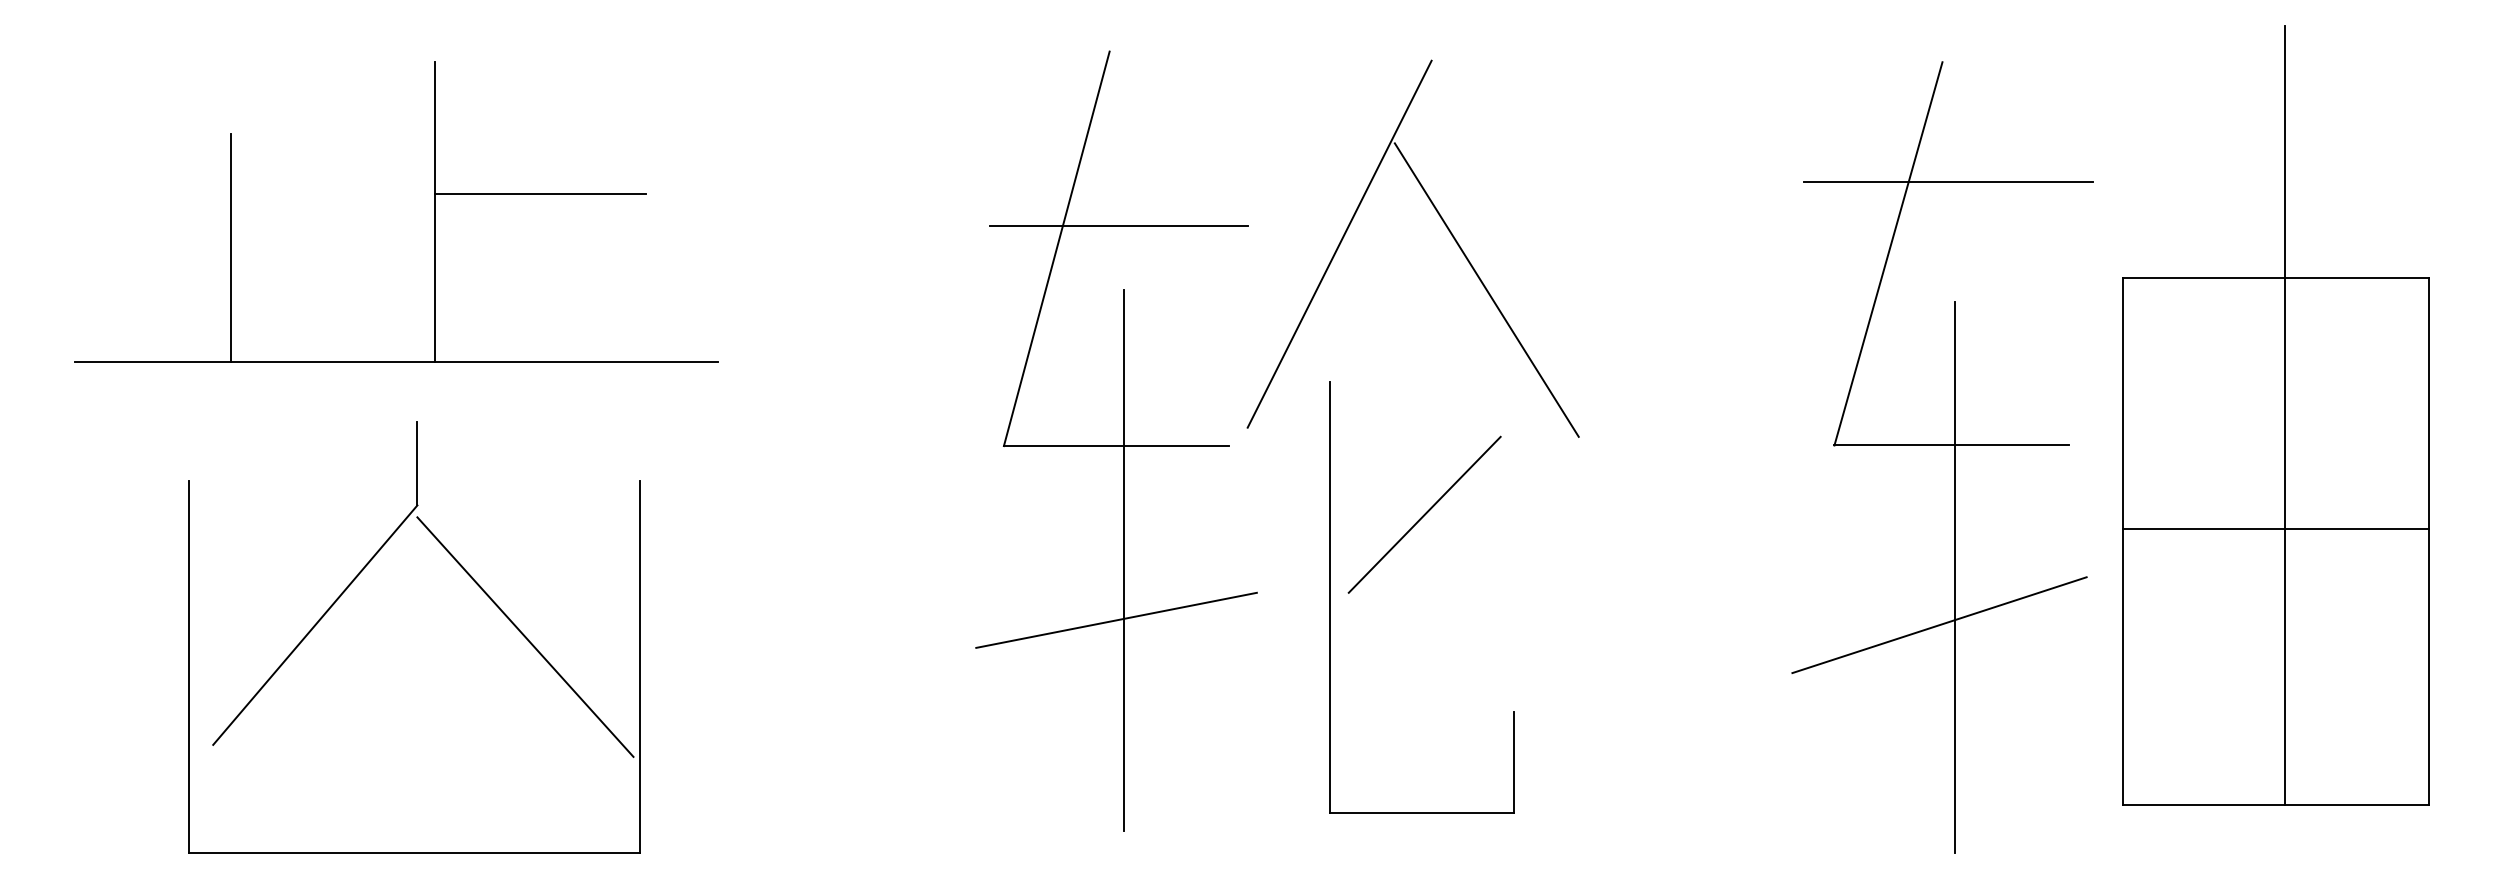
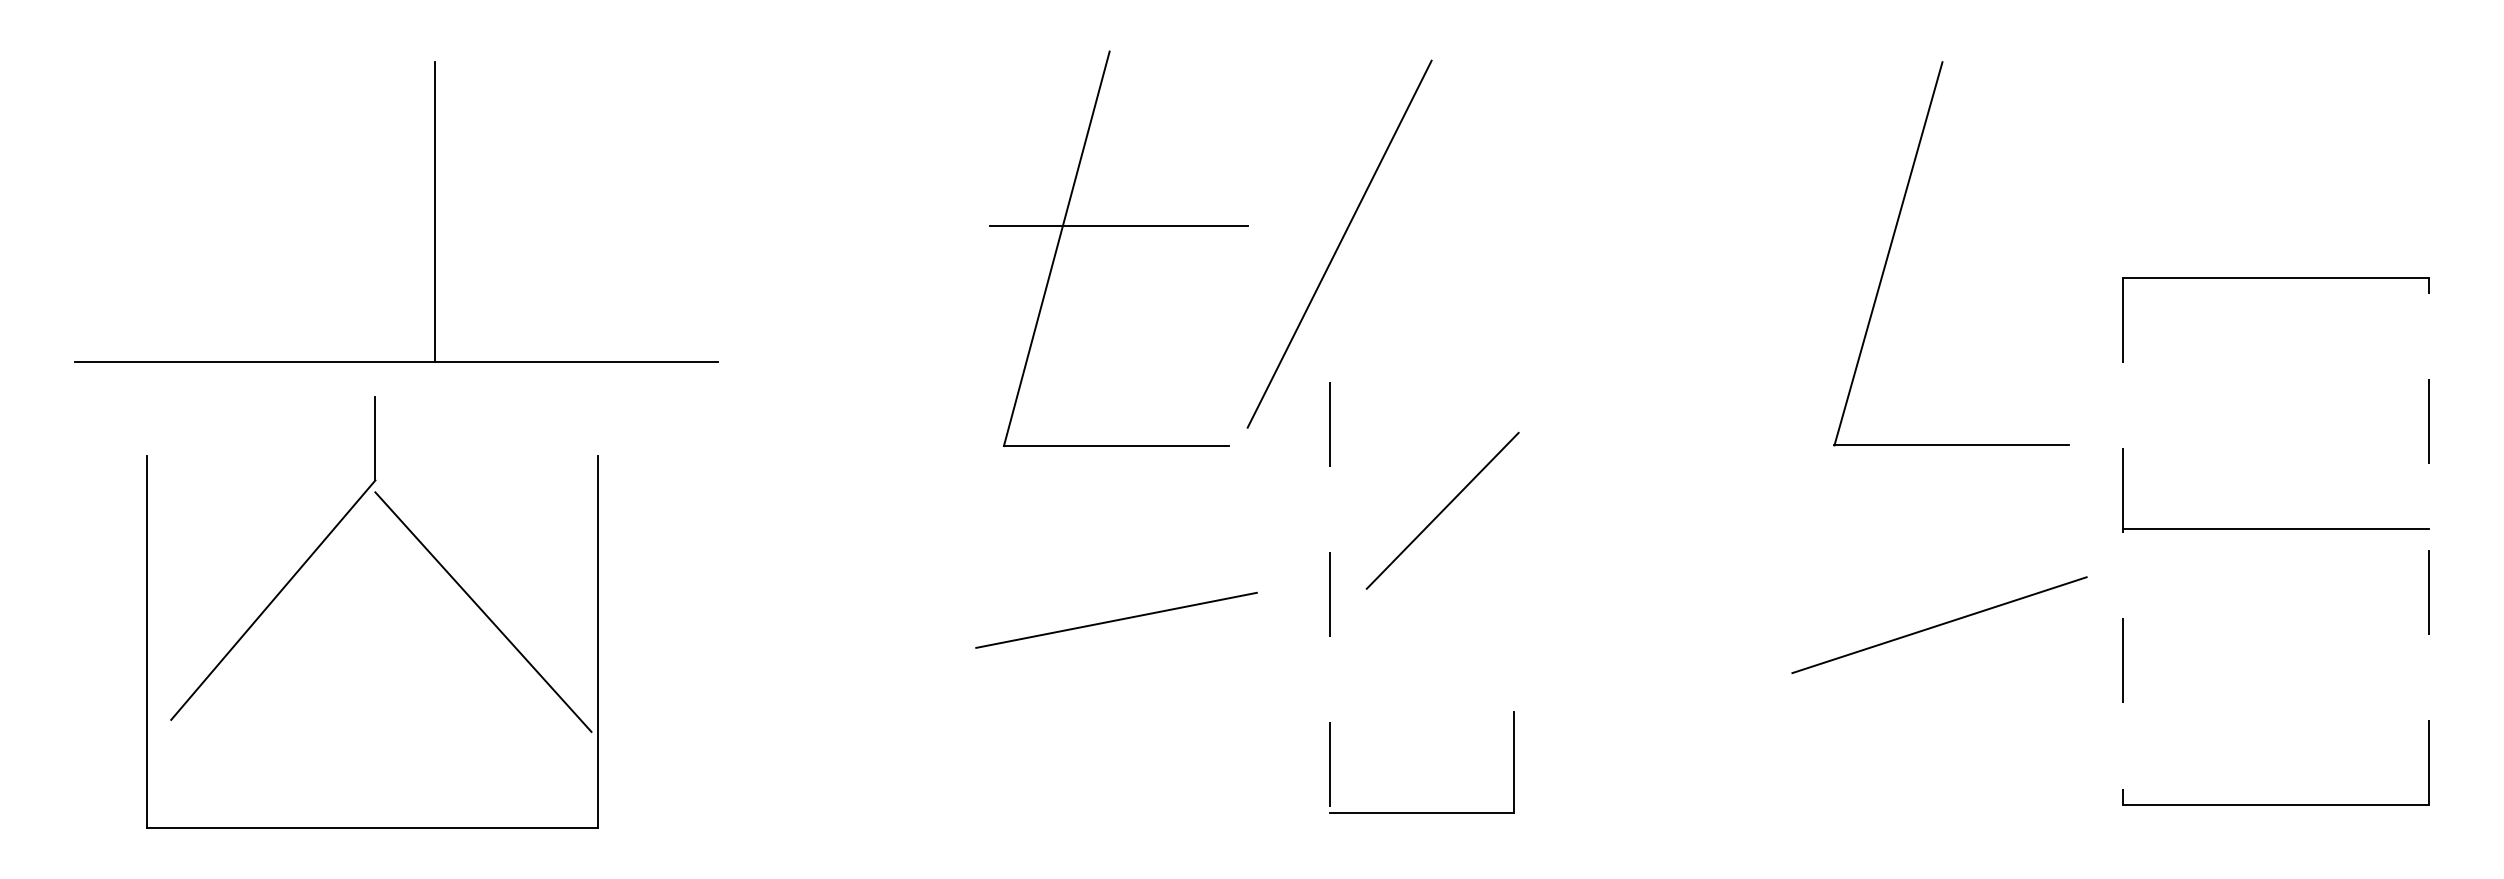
line: present -> none (1948, 181)
line: present -> none (540, 193)
line: present -> none (231, 247)
line: present -> none (1486, 289)
line: present -> none (2284, 415)
line position: (1424, 514) -> (1442, 510) (1442, 510)
line: solid -> dashed (2122, 541)
line: solid -> dashed (2428, 541)
line: present -> none (1123, 560)
line: present -> none (1954, 576)
part position: (474, 582) -> (432, 557) (432, 557)
line: solid -> dashed (1330, 597)
